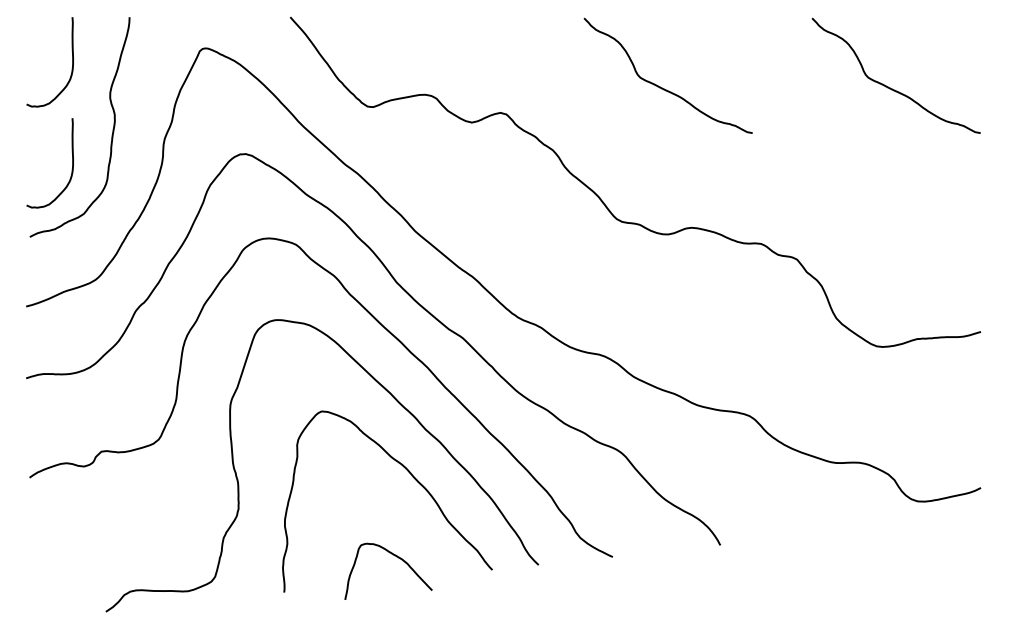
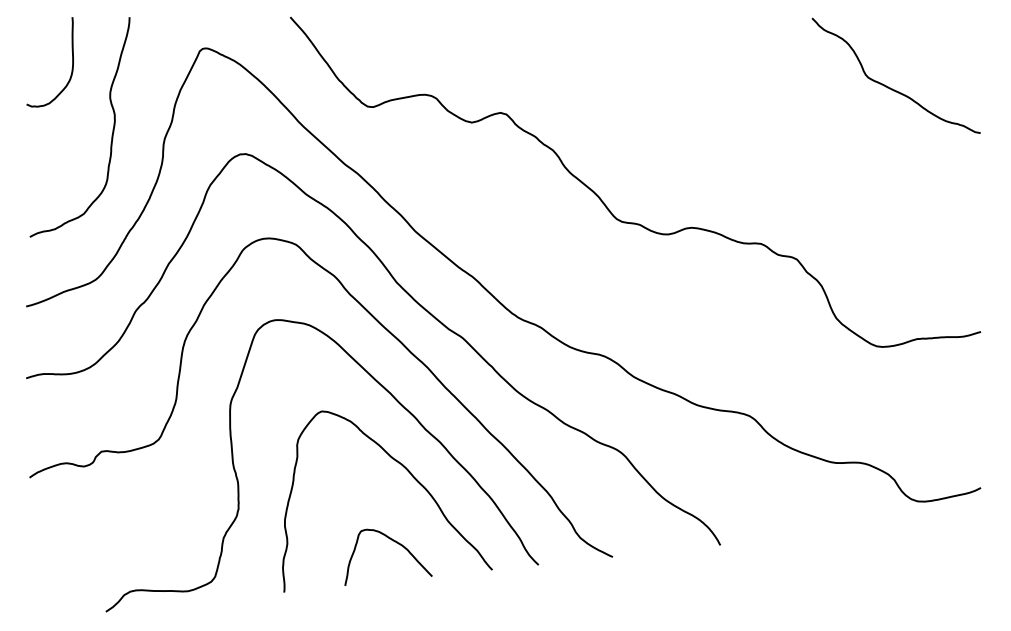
curve: present -> none (662, 87)
curve: present -> none (71, 169)
curve position: (396, 557) -> (396, 543) (396, 543)
